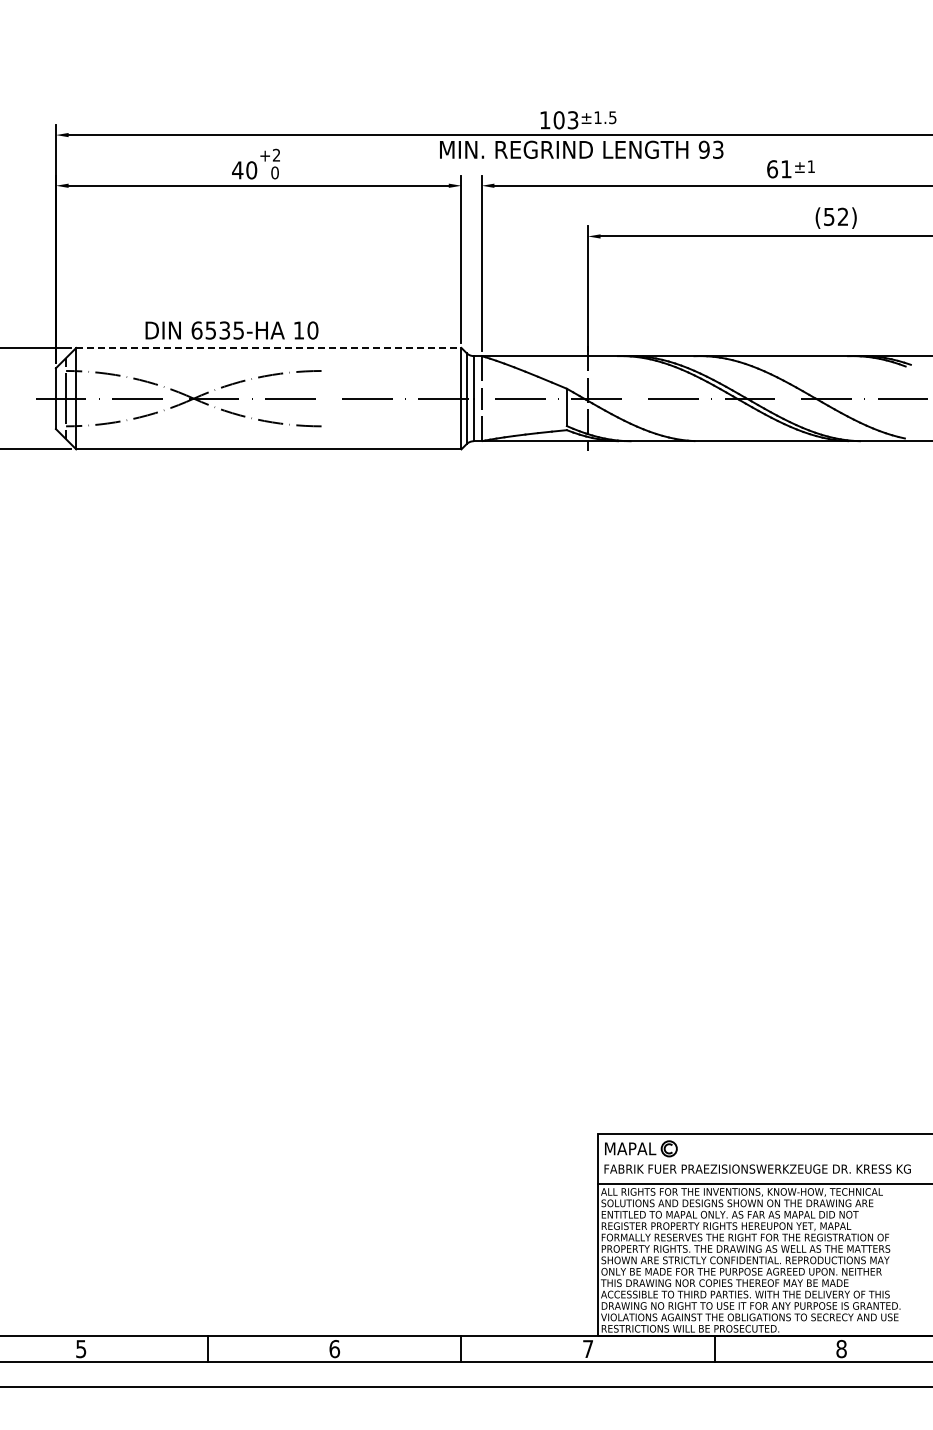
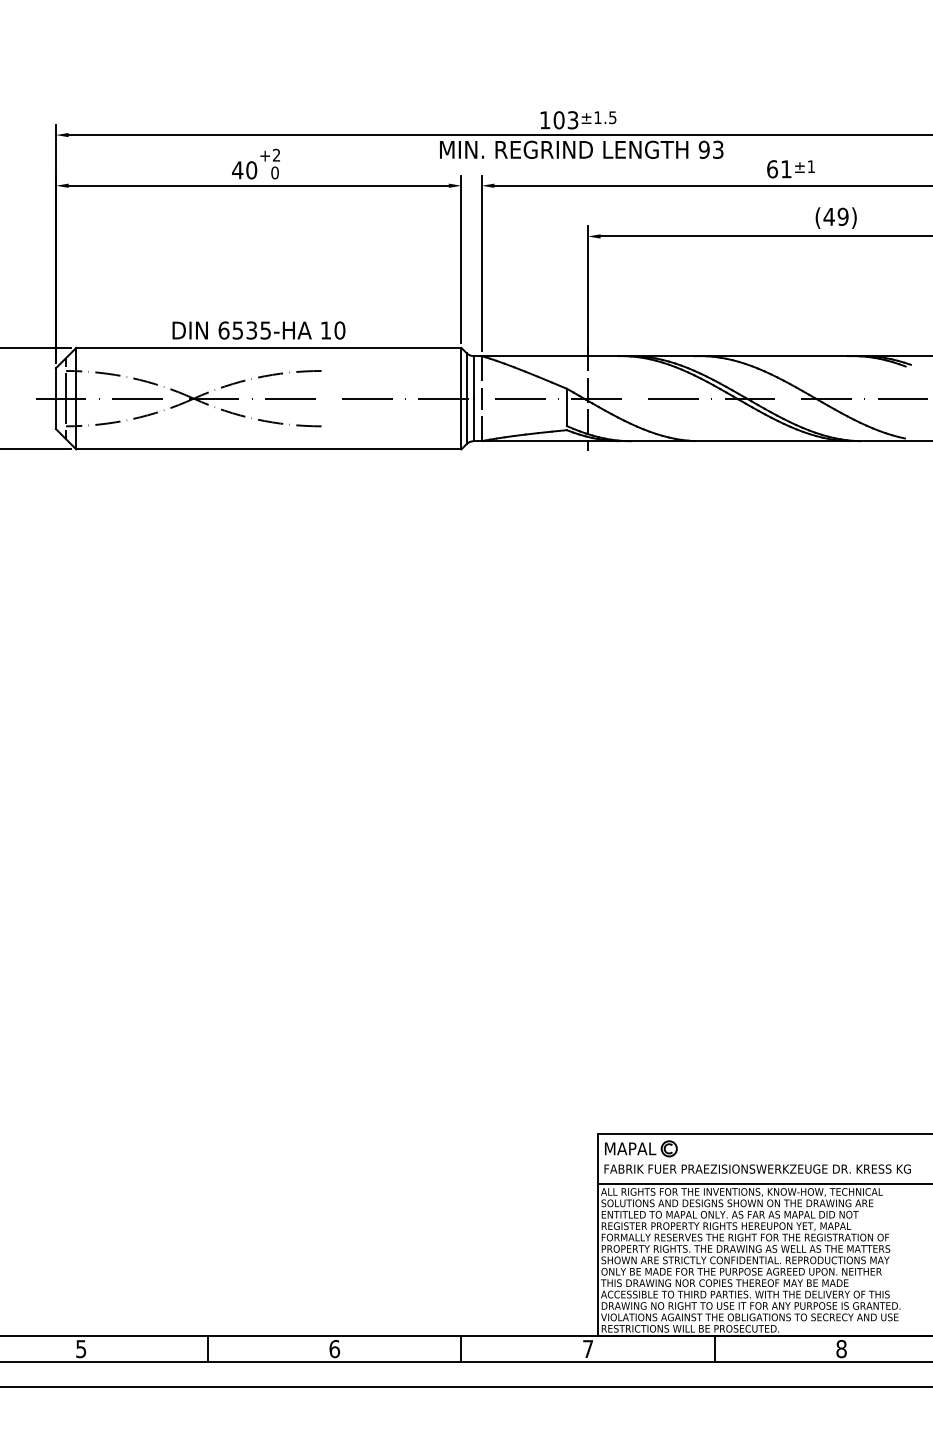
text: (52) -> (49) (835, 216)
text position: (231, 330) -> (258, 330) (258, 330)
line: dashed -> solid (268, 347)
